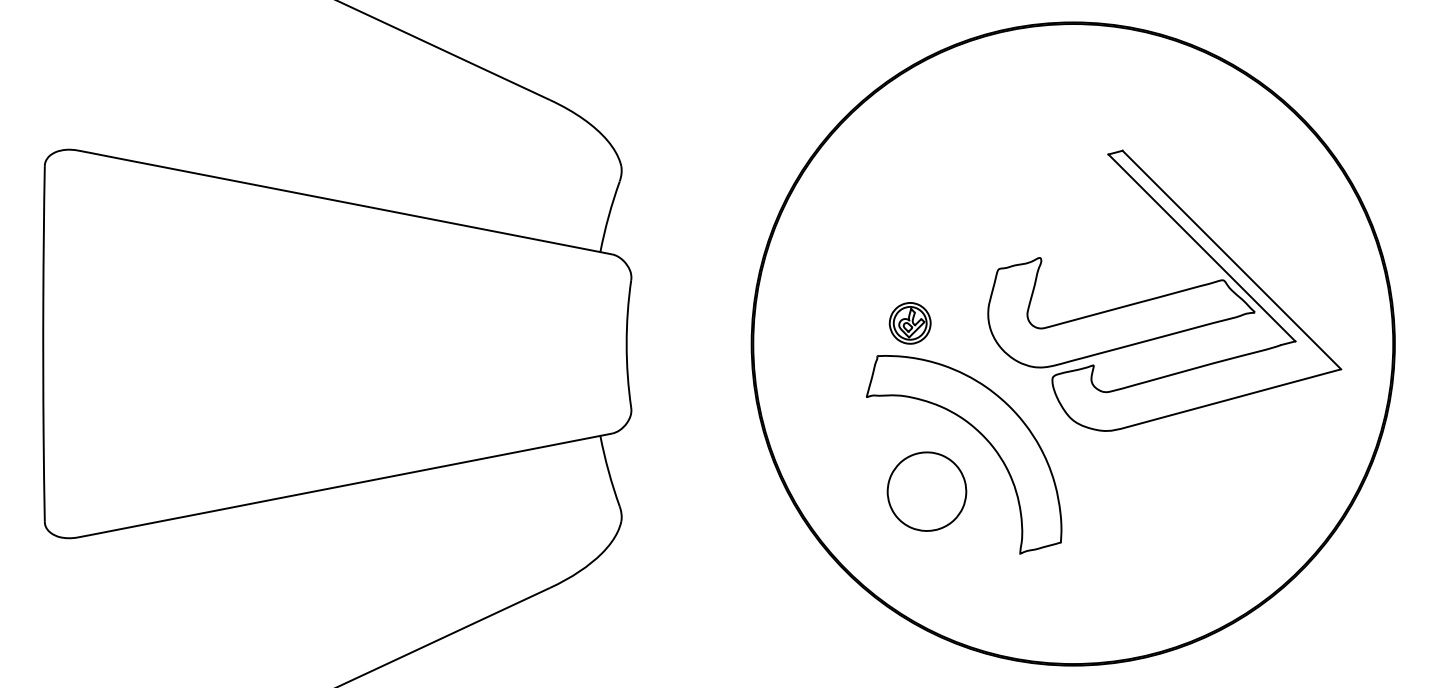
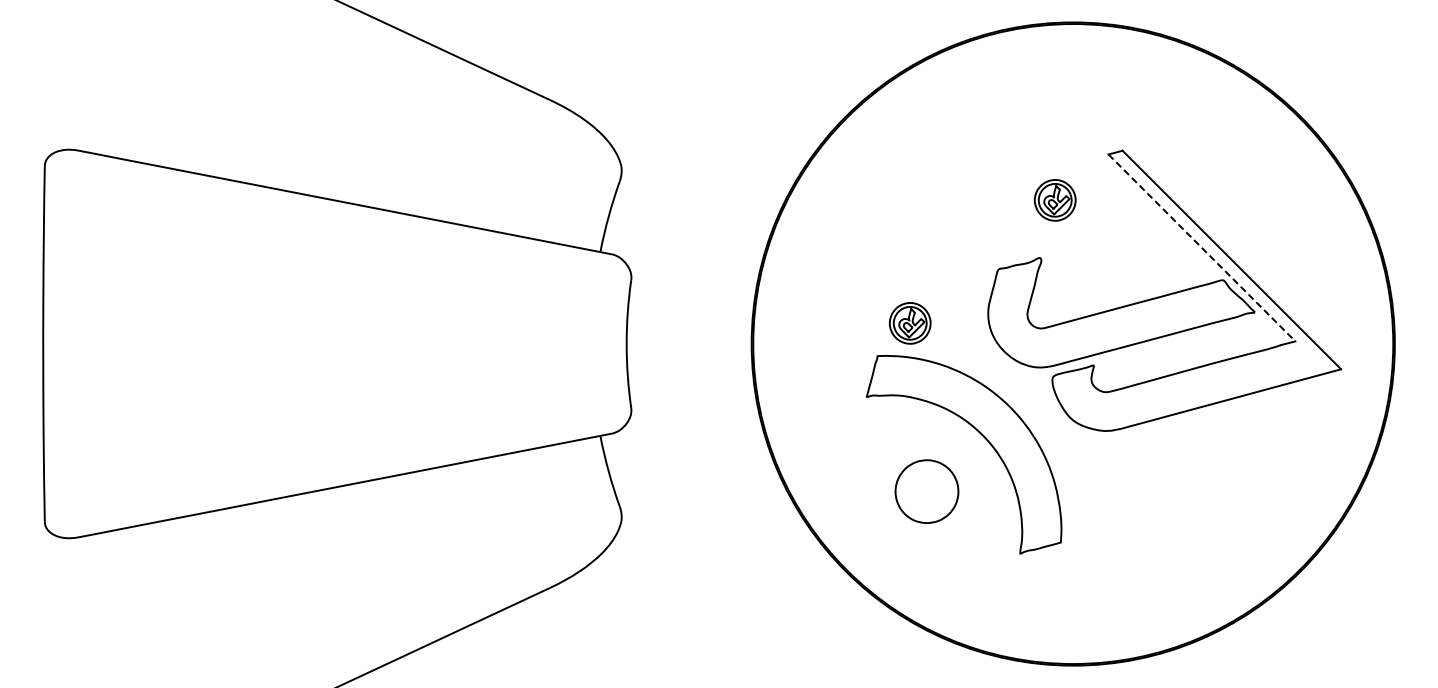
part: none -> present (1054, 200)
line: solid -> dashed (1202, 248)
part size: 82x81 px -> 66x65 px (926, 491)
